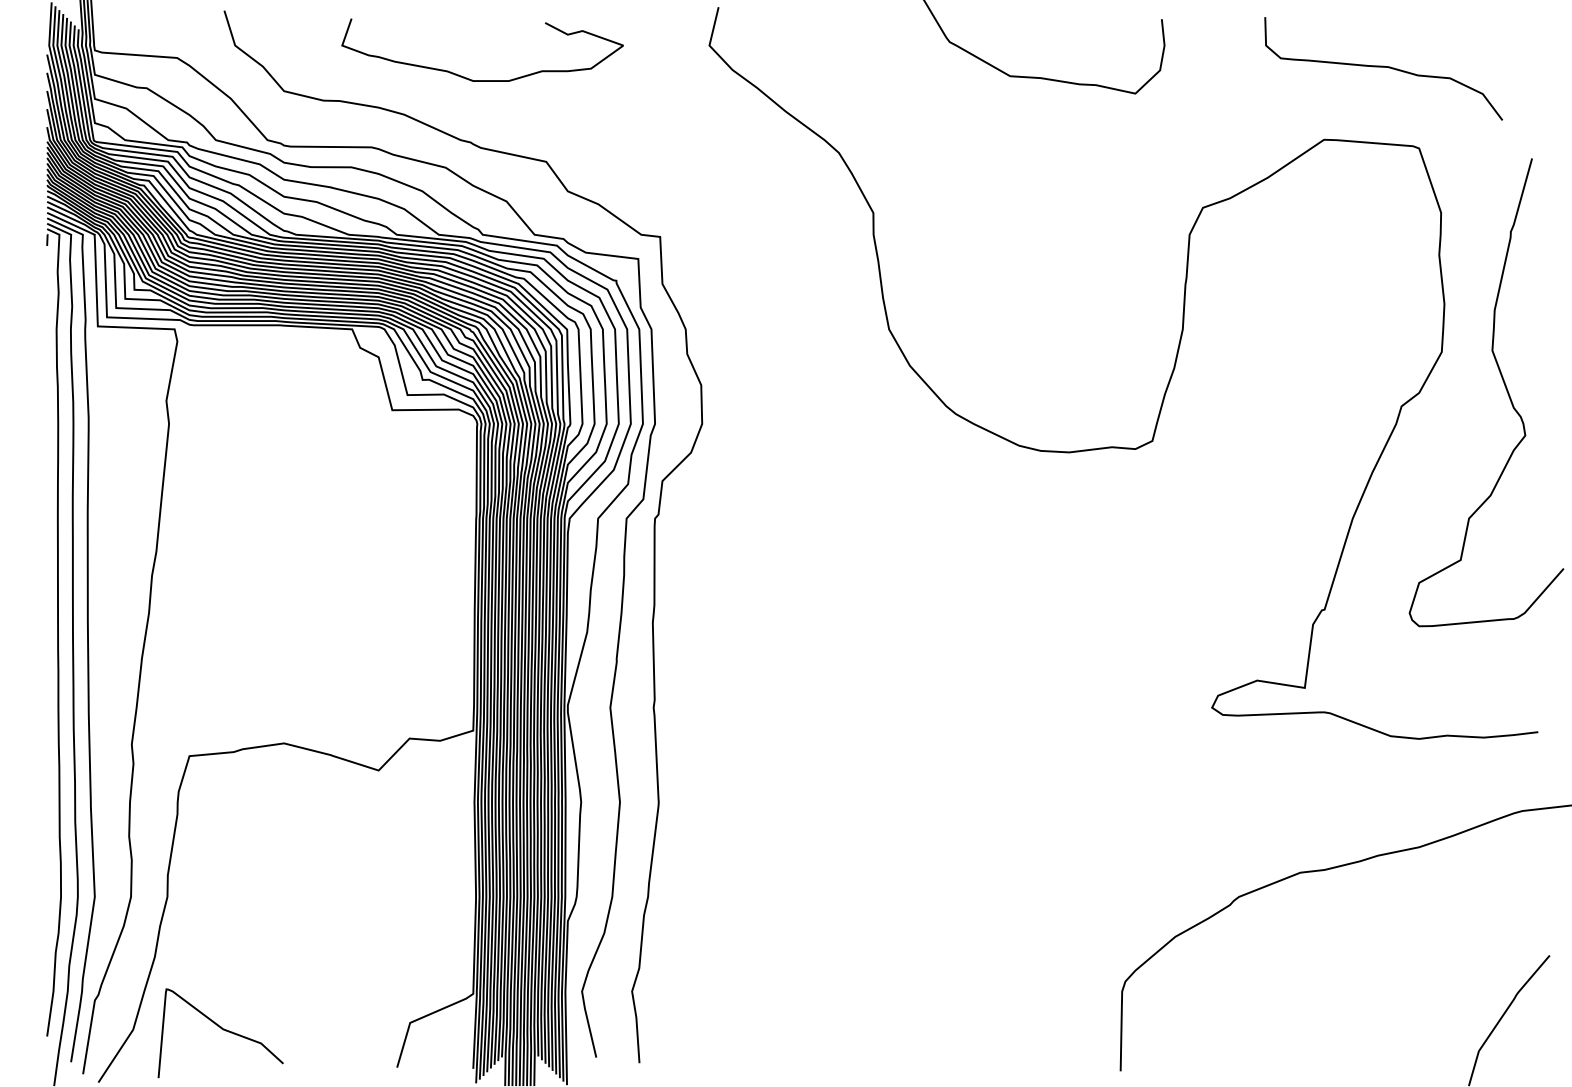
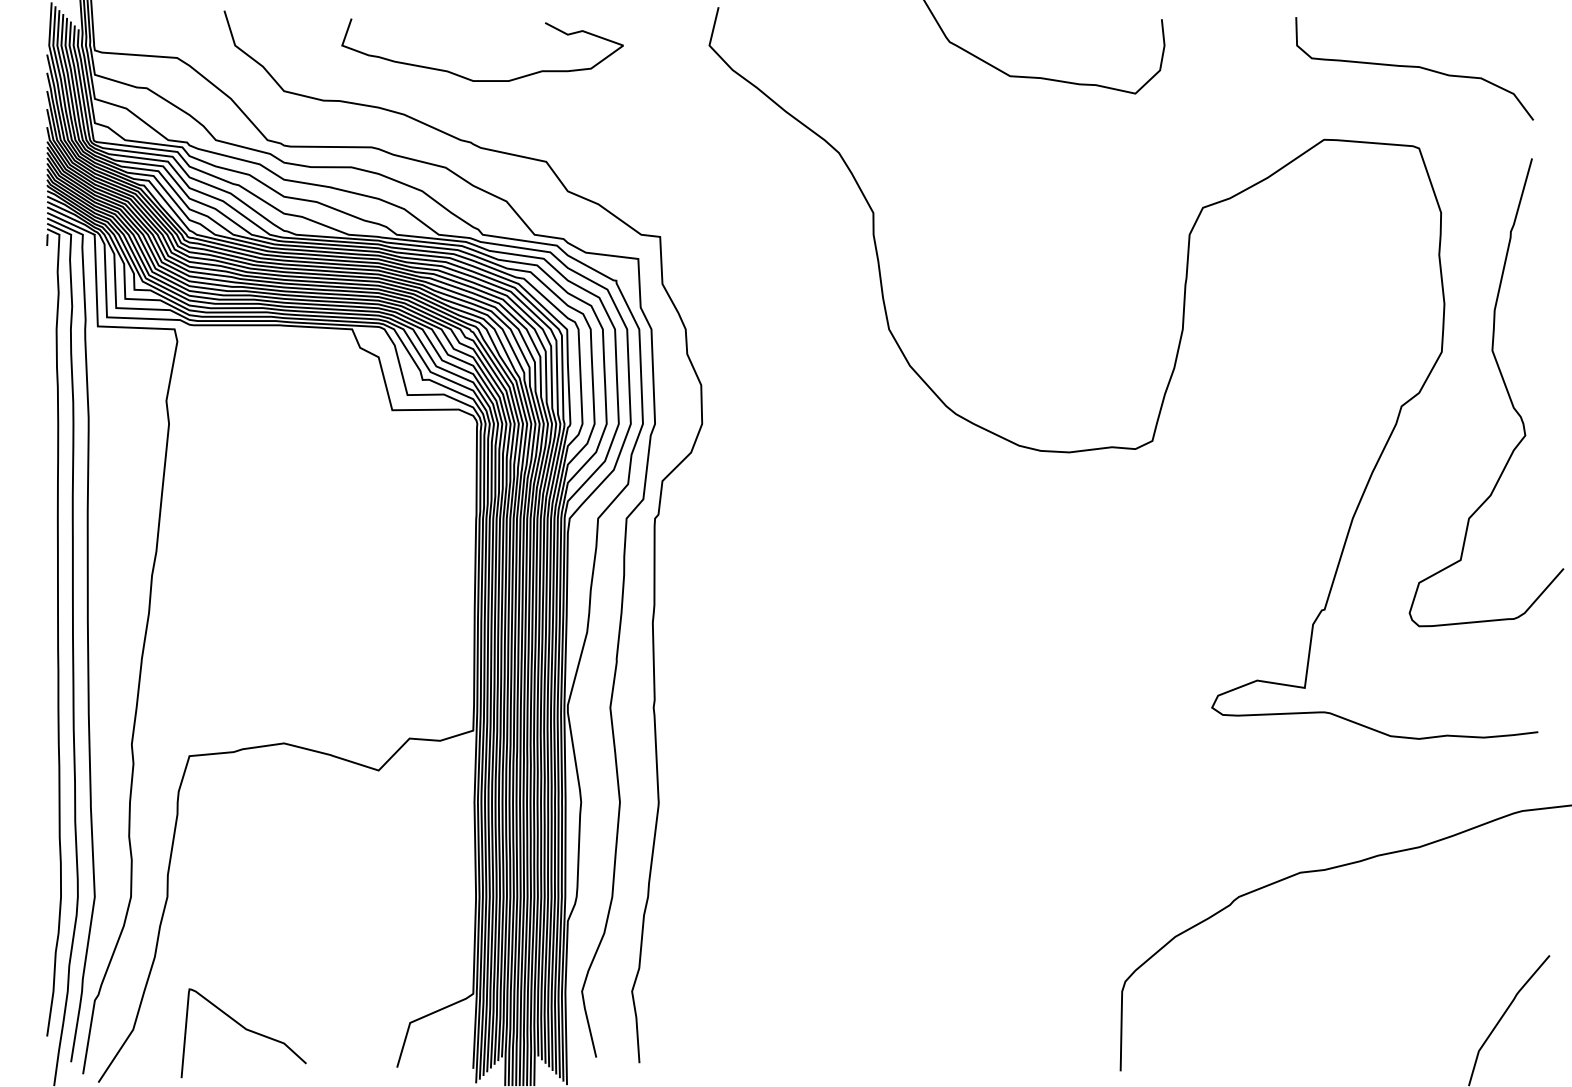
curve position: (1383, 67) -> (1414, 67) (1414, 67)
curve position: (221, 1029) -> (244, 1029) (244, 1029)
